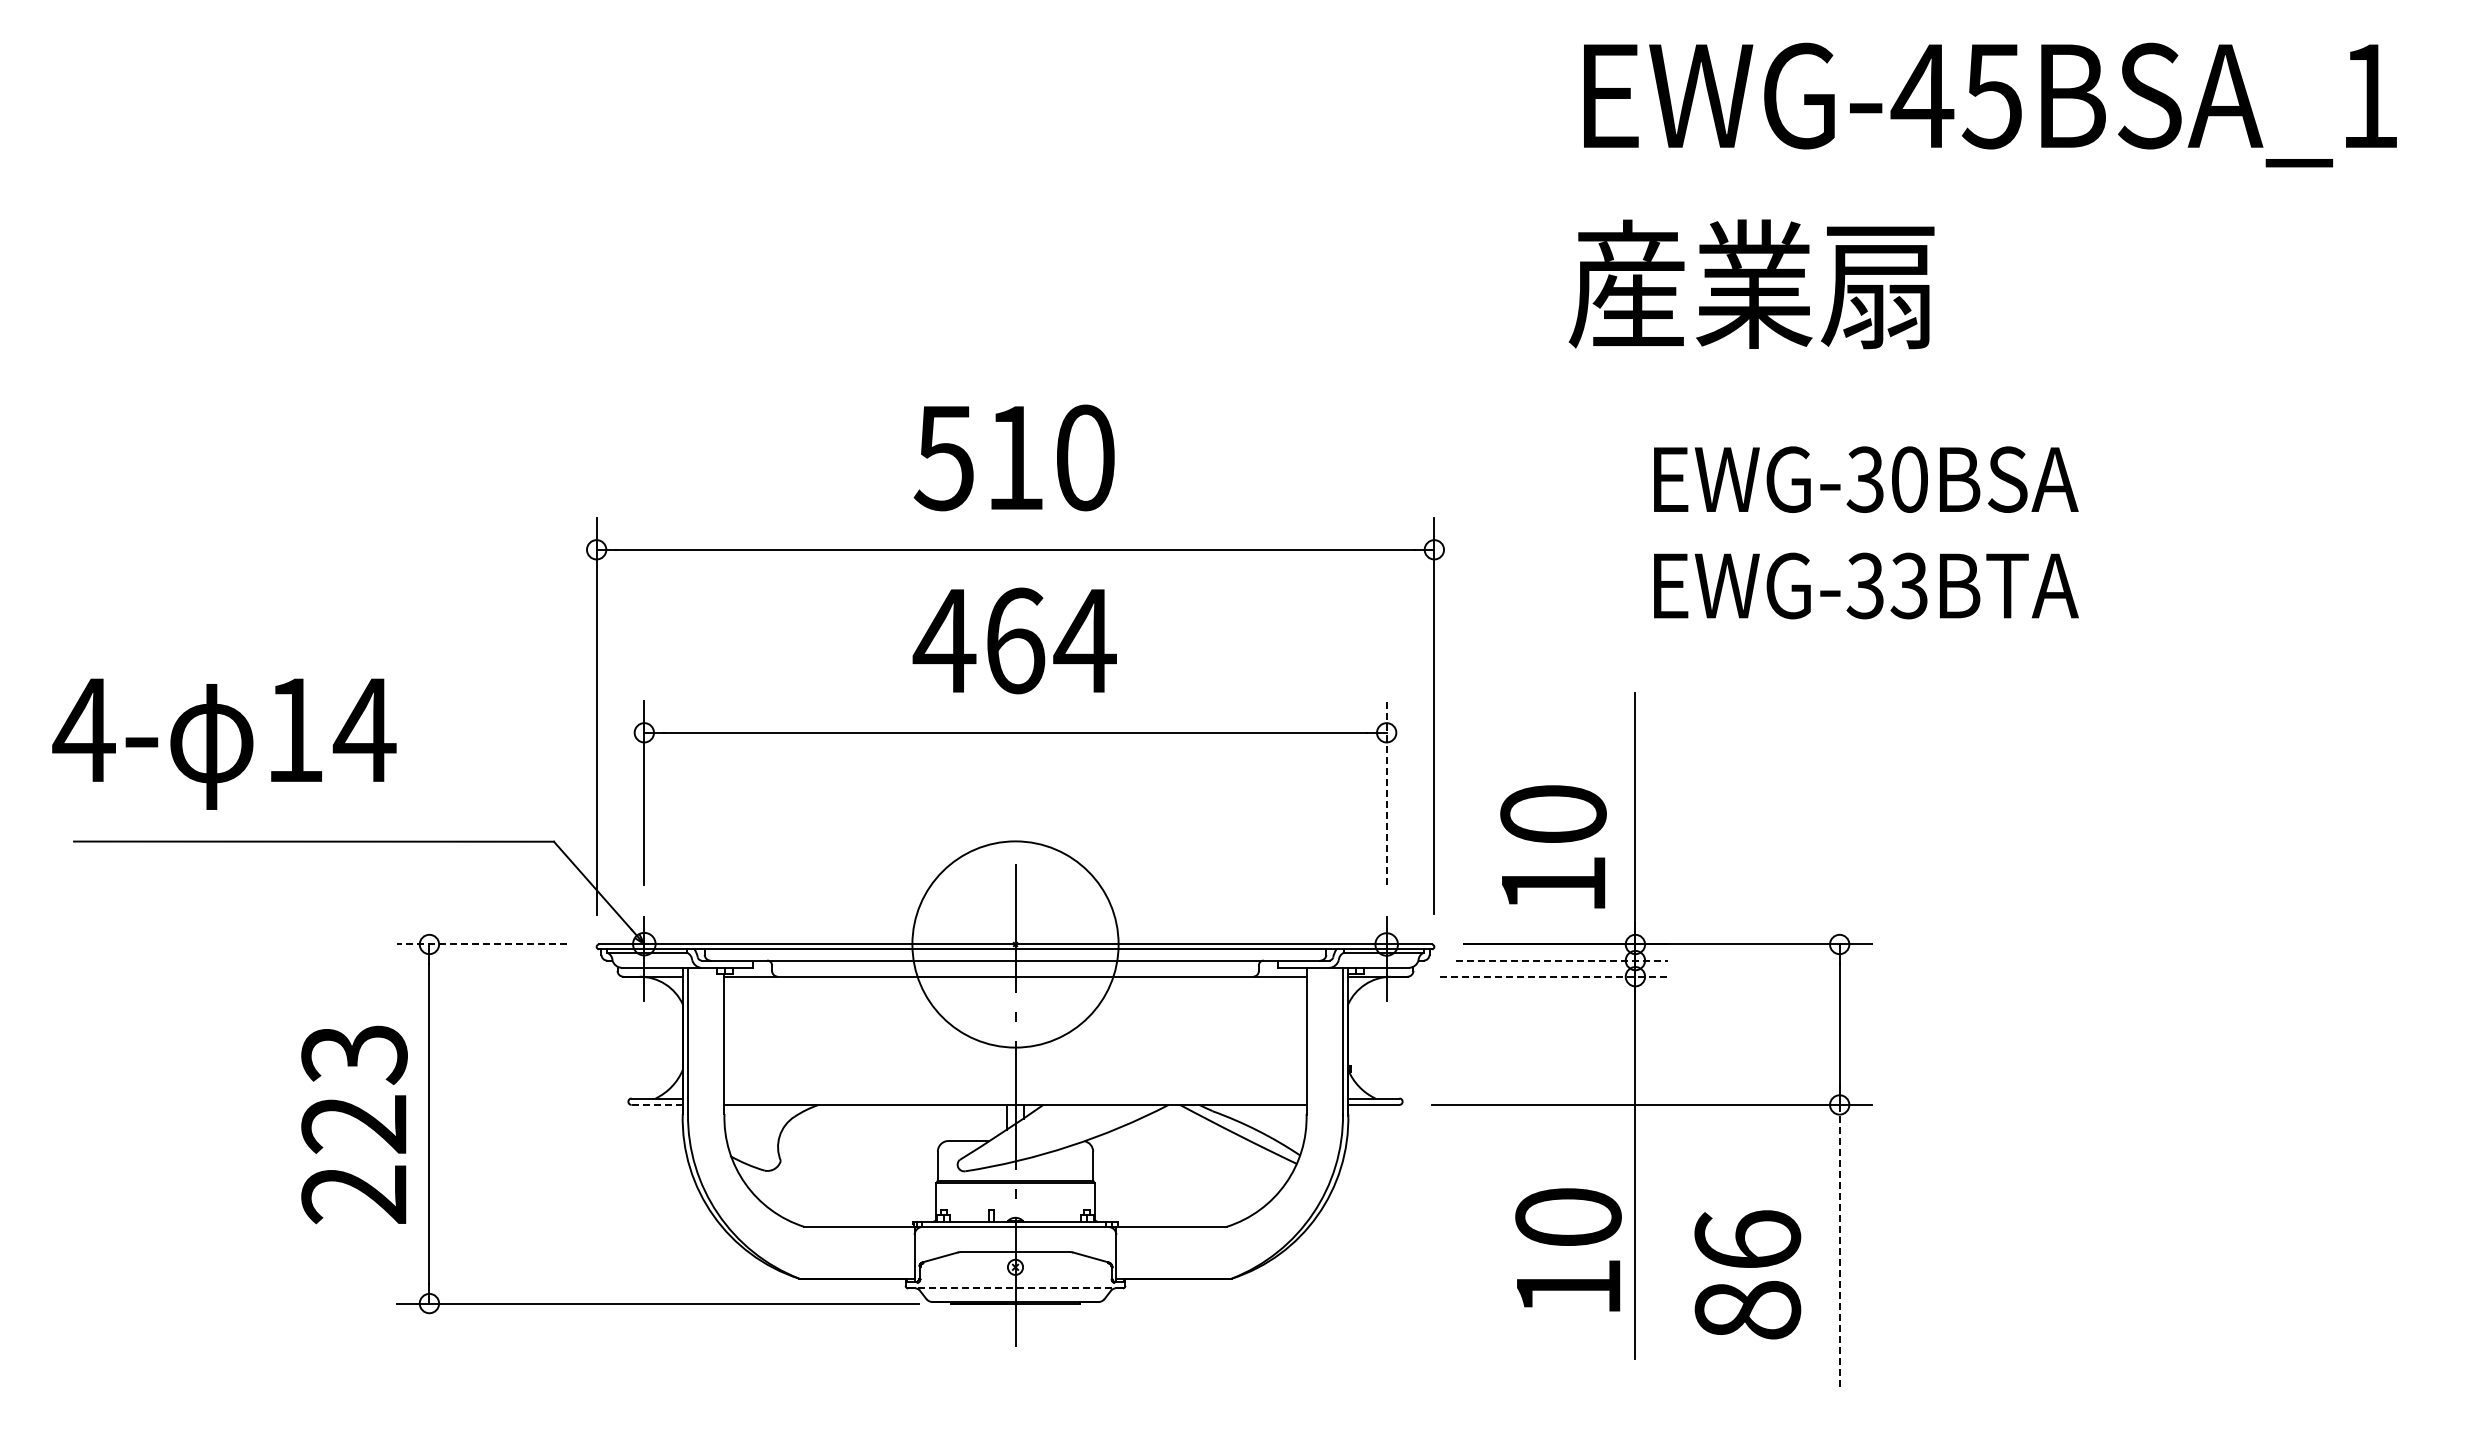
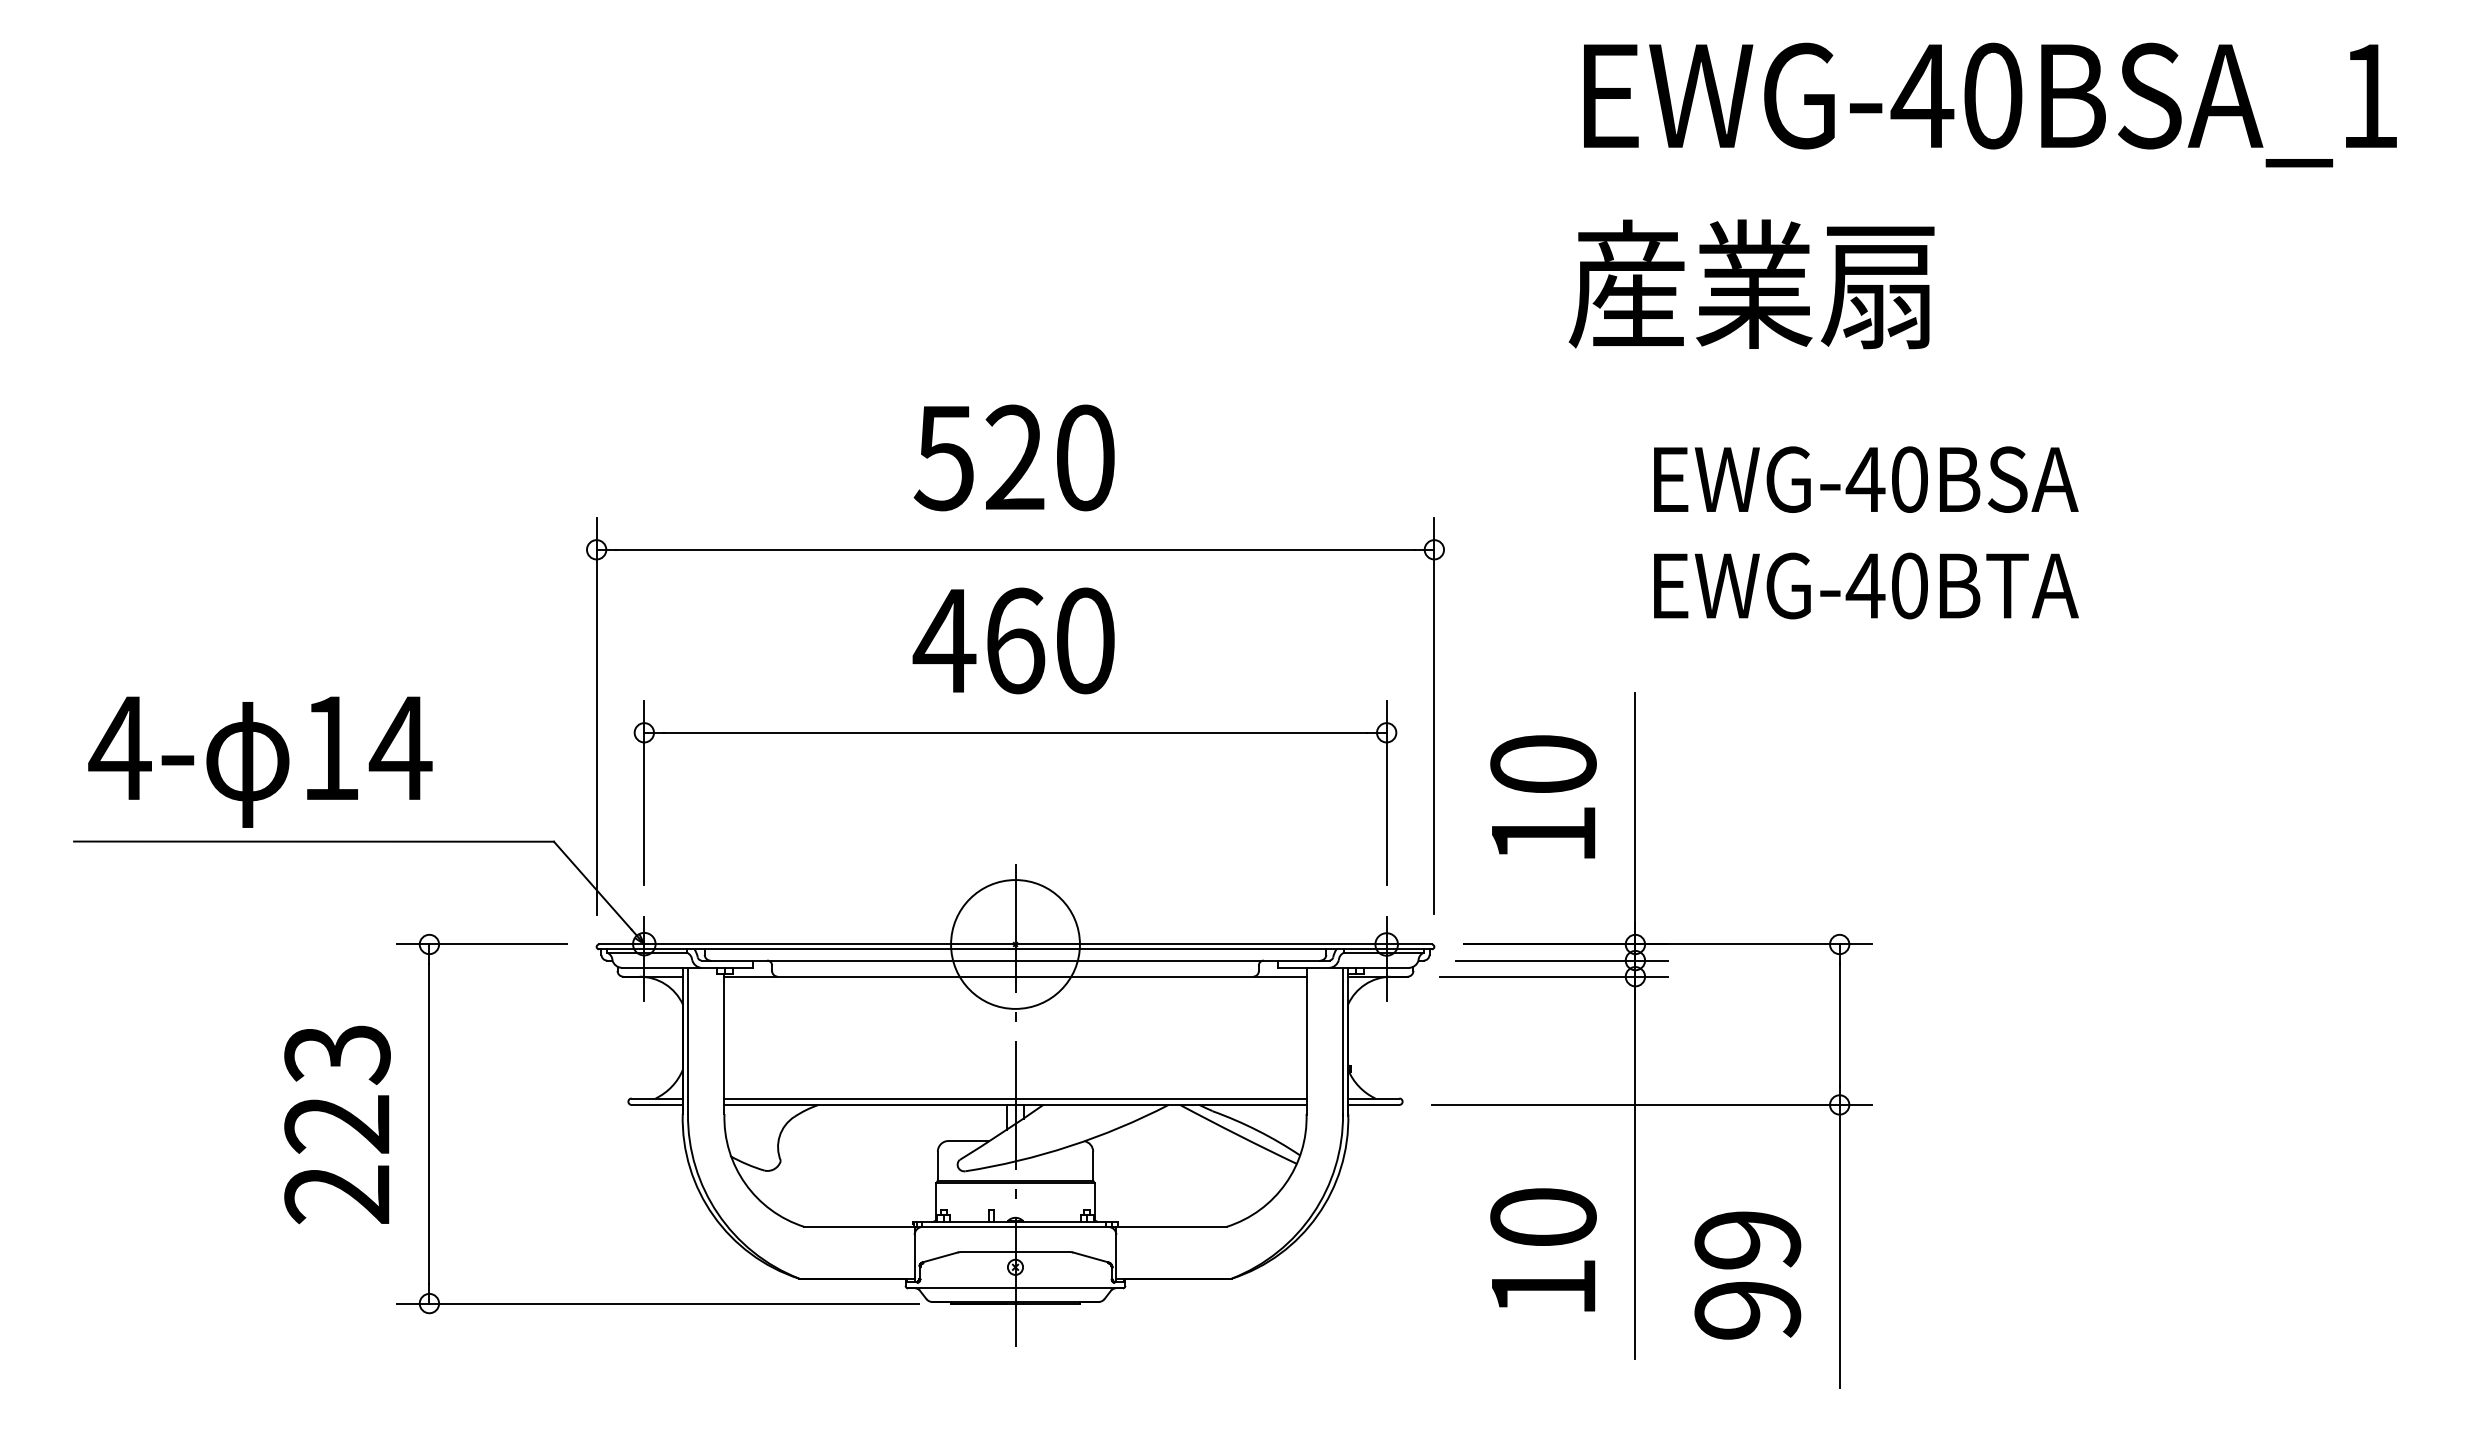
text: EWG-45BSA_1 -> EWG-40BSA_1 (1991, 95)
text: 510 -> 520 (1014, 456)
text: EWG-30BSA -> EWG-40BSA (1865, 479)
text: EWG-33BTA -> EWG-40BTA (1886, 585)
text: 464 -> 460 (1084, 640)
text position: (224, 743) -> (260, 761) (260, 761)
line: dashed -> solid (1386, 792)
text position: (1553, 846) -> (1543, 796) (1543, 796)
line: dashed -> solid (482, 944)
circle diameter: 206 px -> 129 px (1015, 944)
line: dashed -> solid (1561, 960)
line: dashed -> solid (1553, 976)
line: none -> present (1015, 1098)
line: dashed -> solid (657, 1104)
text position: (354, 1124) -> (337, 1124) (337, 1124)
line: dashed -> solid (1839, 1246)
text position: (1568, 1249) -> (1543, 1249) (1543, 1249)
text: 86 -> 99 (1747, 1274)
line: dashed -> solid (1015, 1288)
